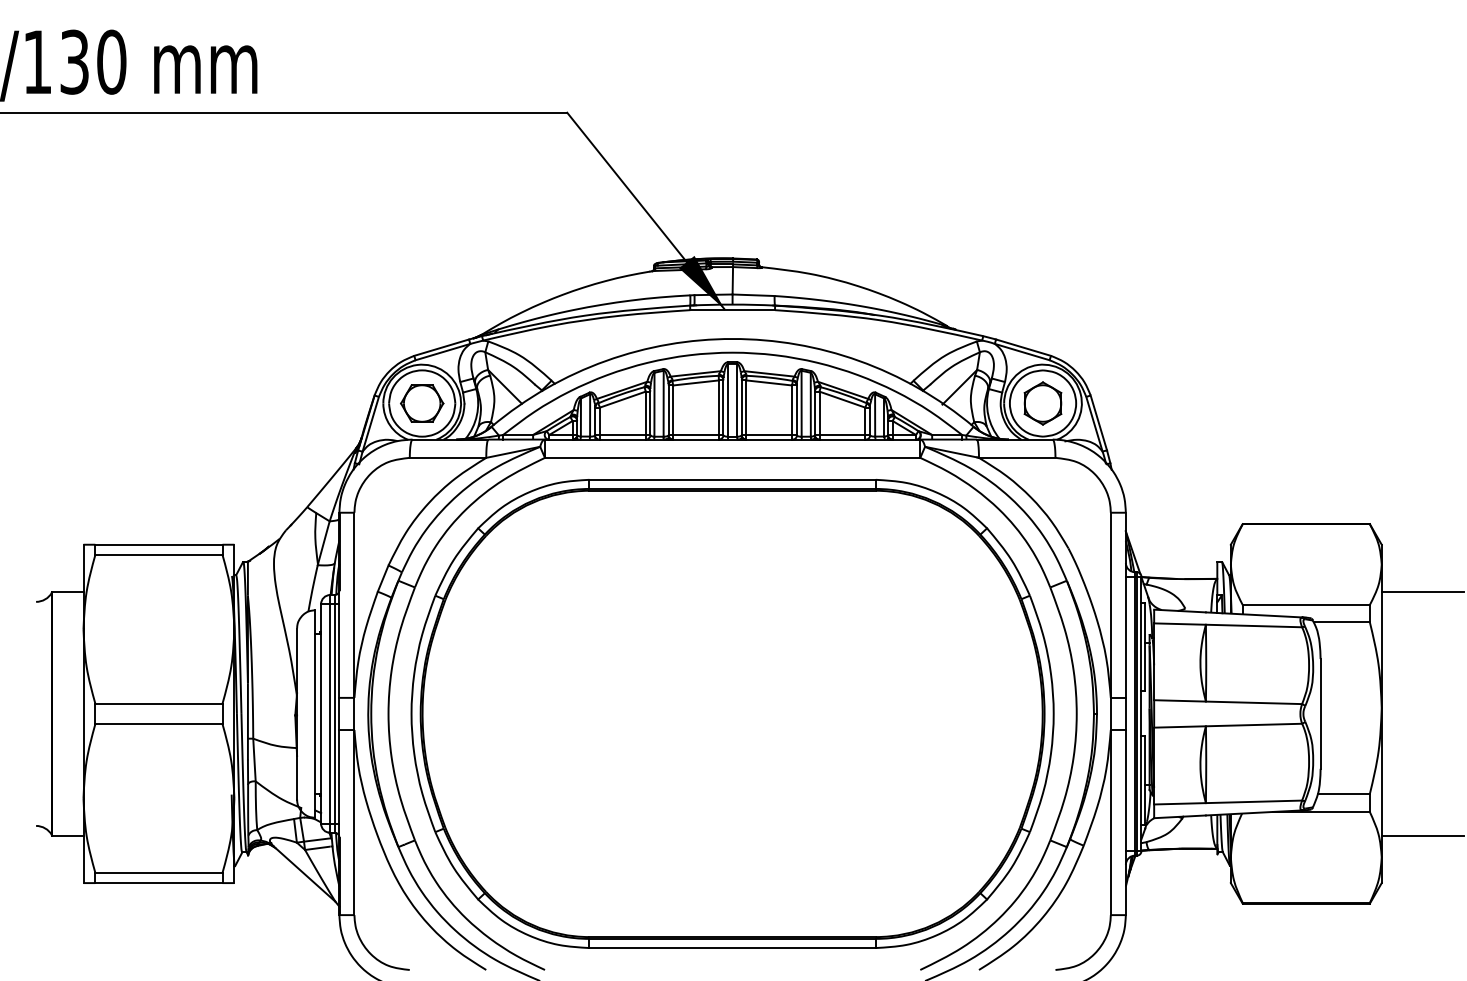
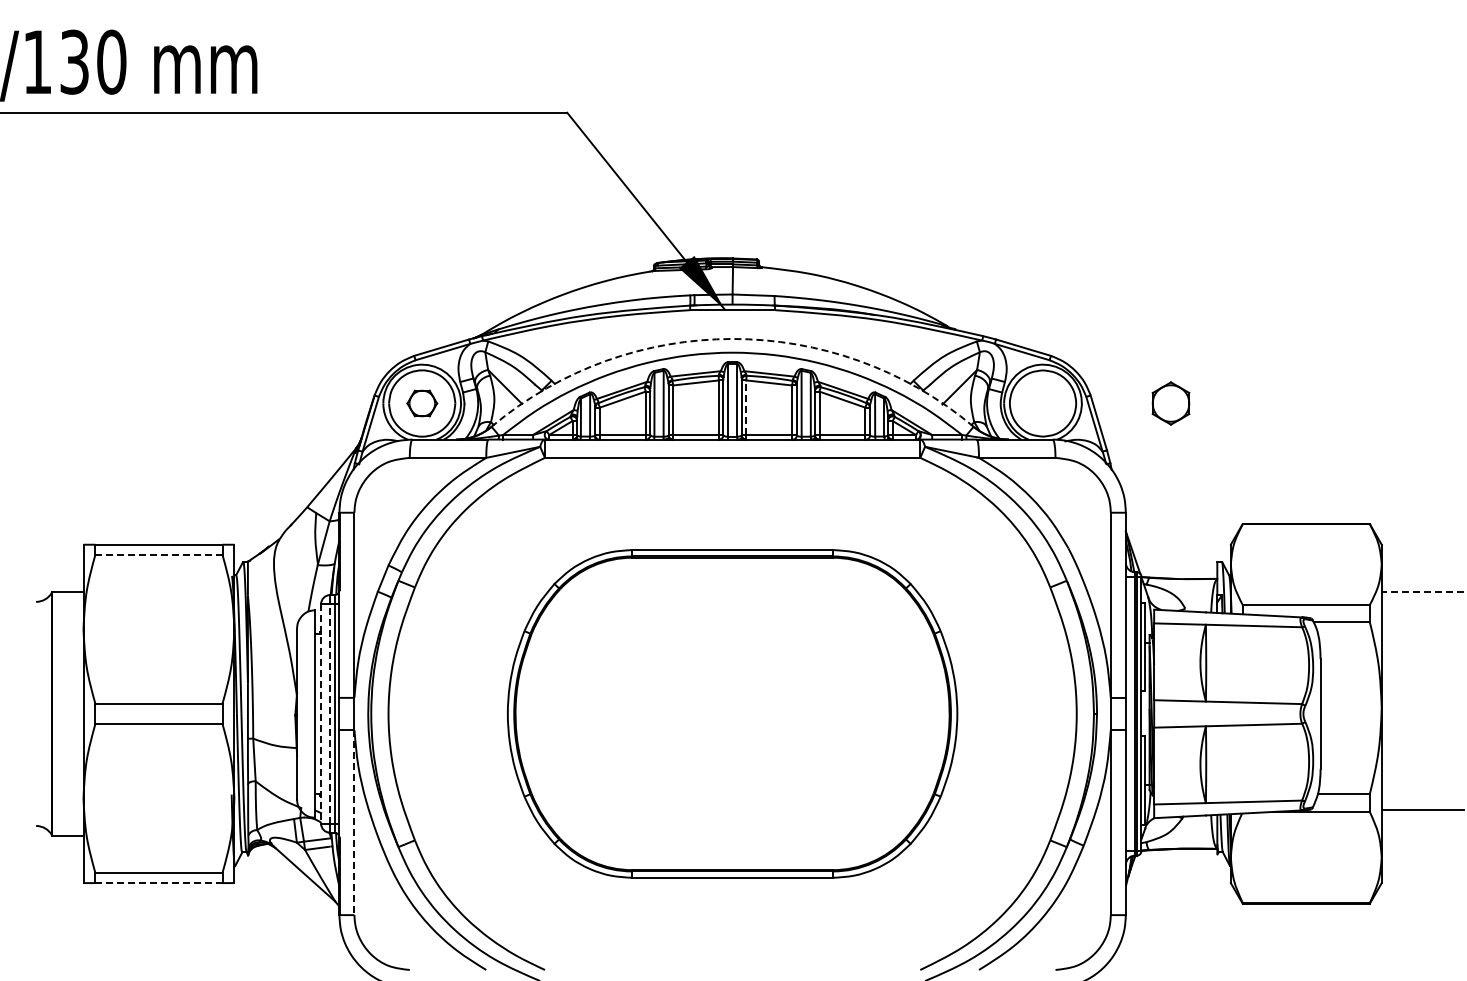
arc: solid -> dashed (732, 338)
part size: 45x39 px -> 33x29 px (422, 403)
part position: (1042, 403) -> (1170, 403) (1170, 403)
line: solid -> dashed (746, 407)
line: solid -> dashed (158, 554)
line: solid -> dashed (1422, 592)
line: solid -> dashed (321, 713)
line: solid -> dashed (330, 713)
part size: 645x470 px -> 453x330 px (732, 713)
line: solid -> dashed (354, 822)
line position: (1422, 835) -> (1422, 809) (1422, 809)
line: solid -> dashed (158, 883)
